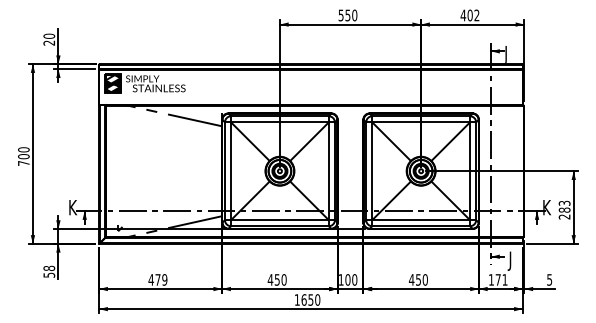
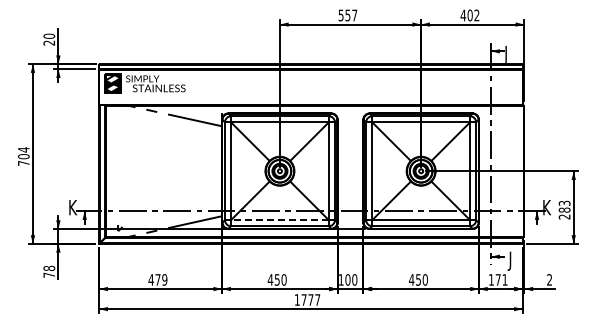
text: 550 -> 557 (354, 15)
text: 700 -> 704 (23, 149)
line: solid -> dashed (279, 220)
text: 58 -> 78 (49, 274)
text: 5 -> 2 (549, 279)
text: 1650 -> 1777 (310, 299)
